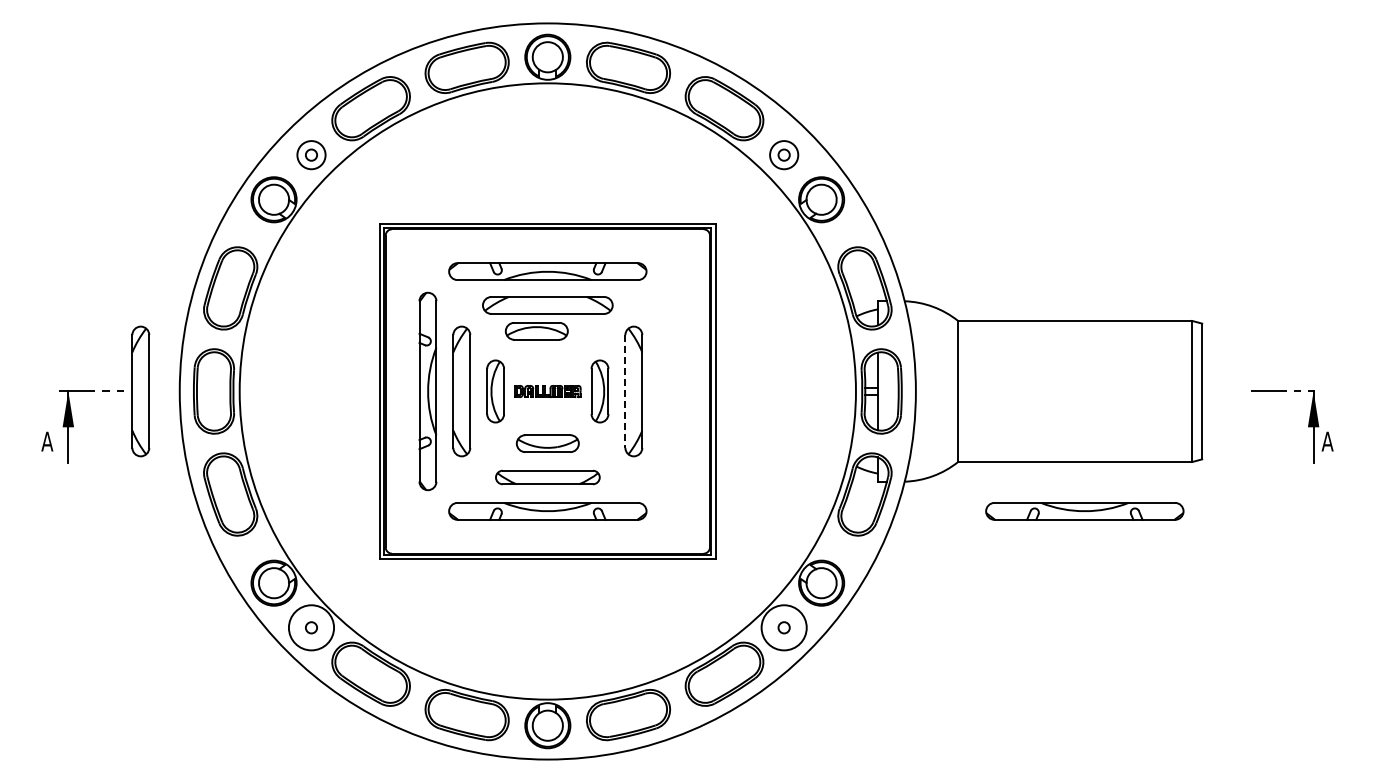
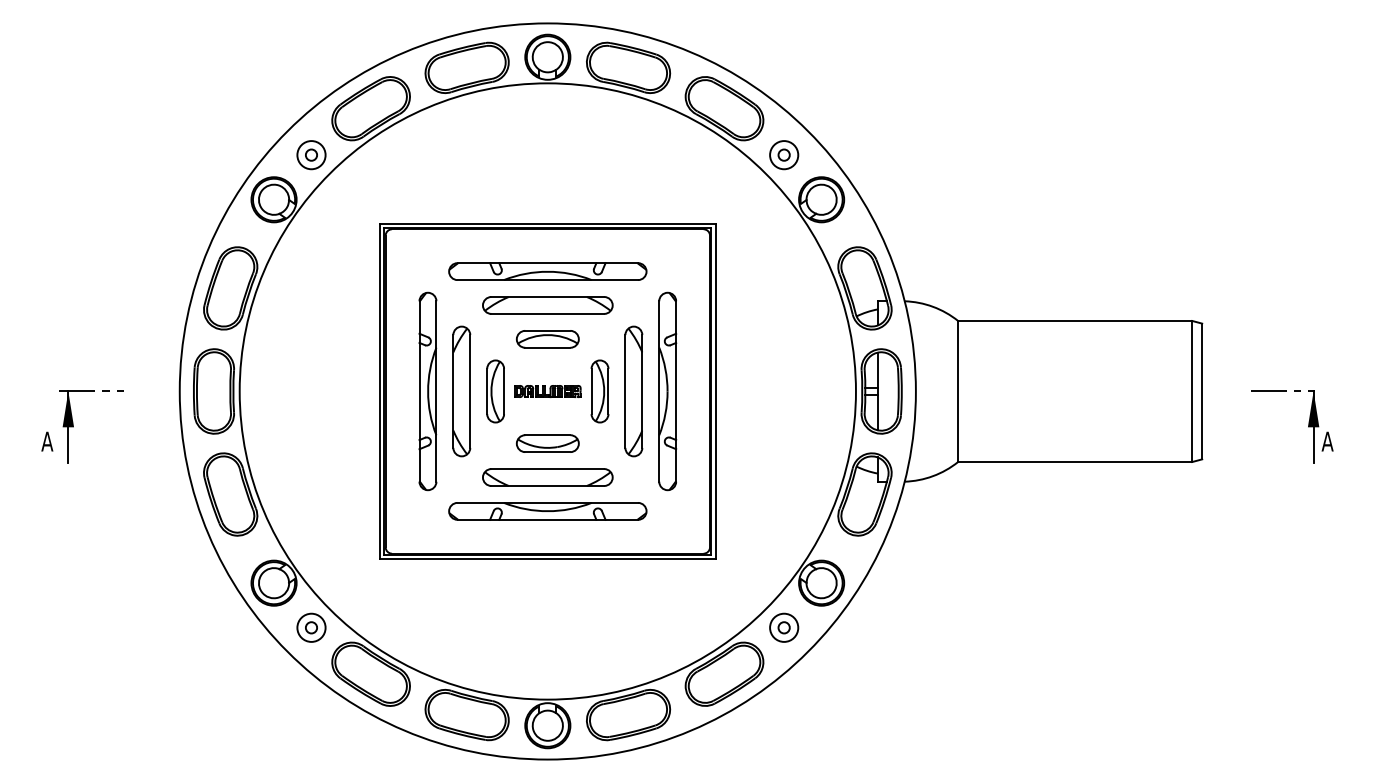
part position: (536, 331) -> (547, 339) (547, 339)
part: present -> none (140, 391)
line: dashed -> solid (625, 391)
part: none -> present (667, 391)
part size: 106x17 px -> 132x19 px (547, 477)
part: present -> none (1084, 511)
circle diameter: 45 px -> 28 px (311, 627)
circle diameter: 45 px -> 28 px (784, 627)
